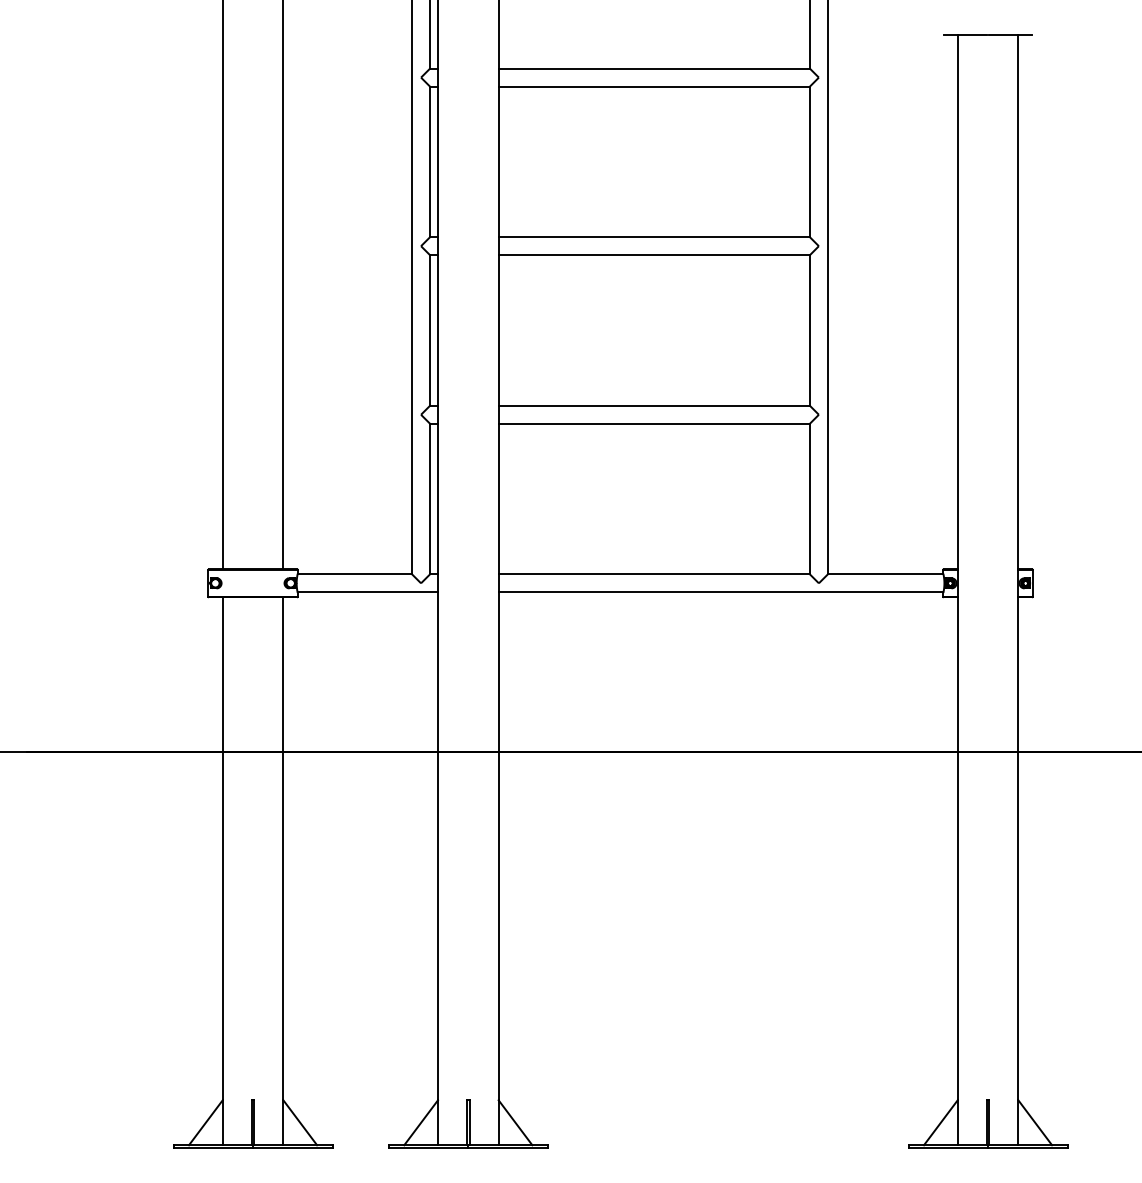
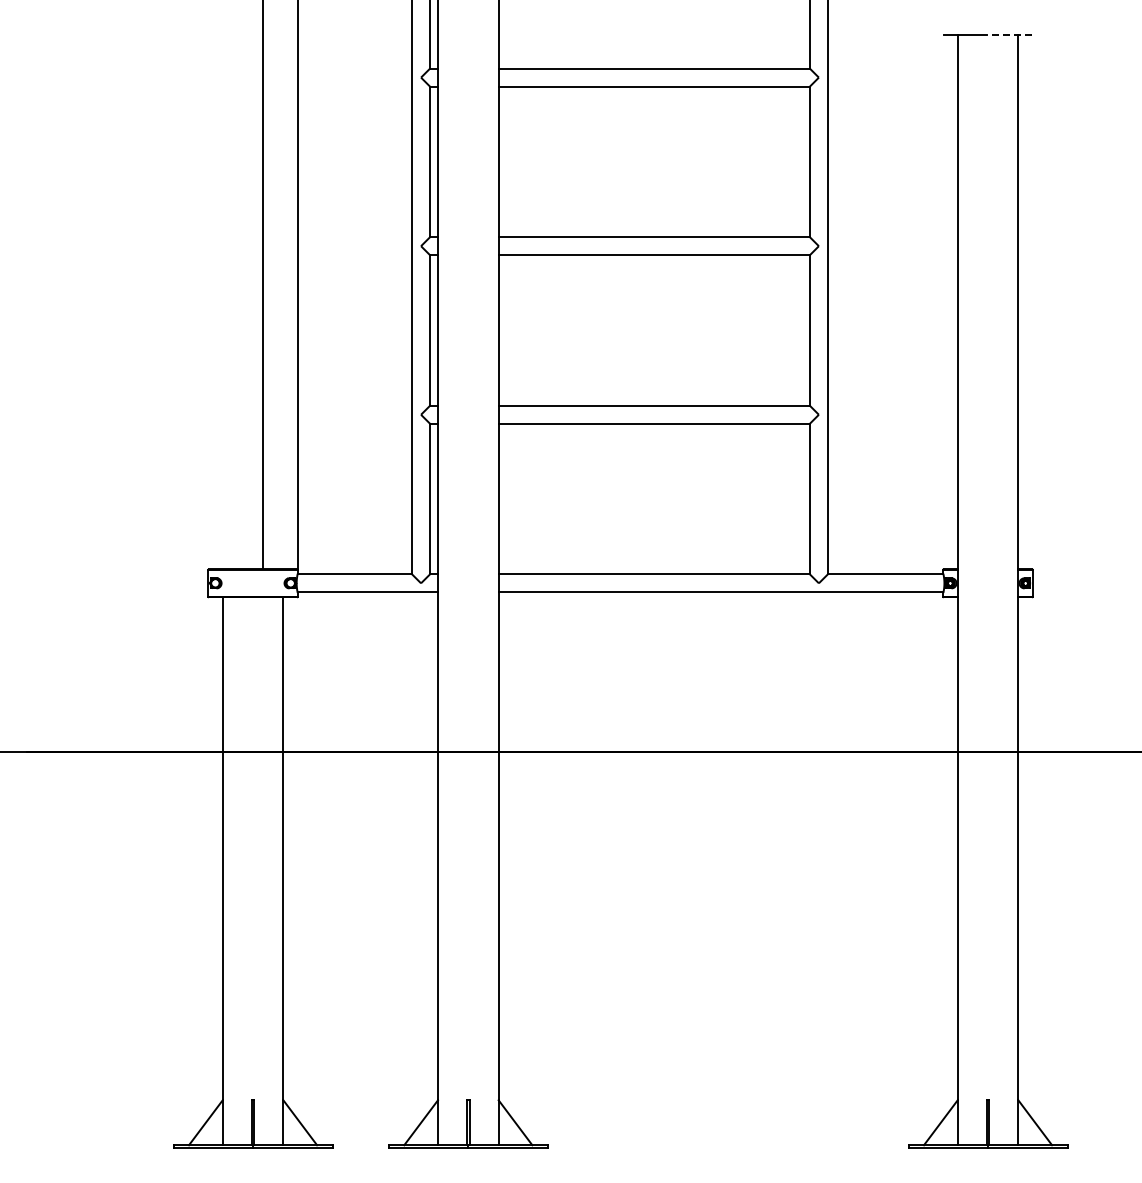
line: solid -> dashed (1010, 35)
line position: (222, 285) -> (262, 285) (262, 285)
line position: (283, 285) -> (298, 285) (298, 285)
